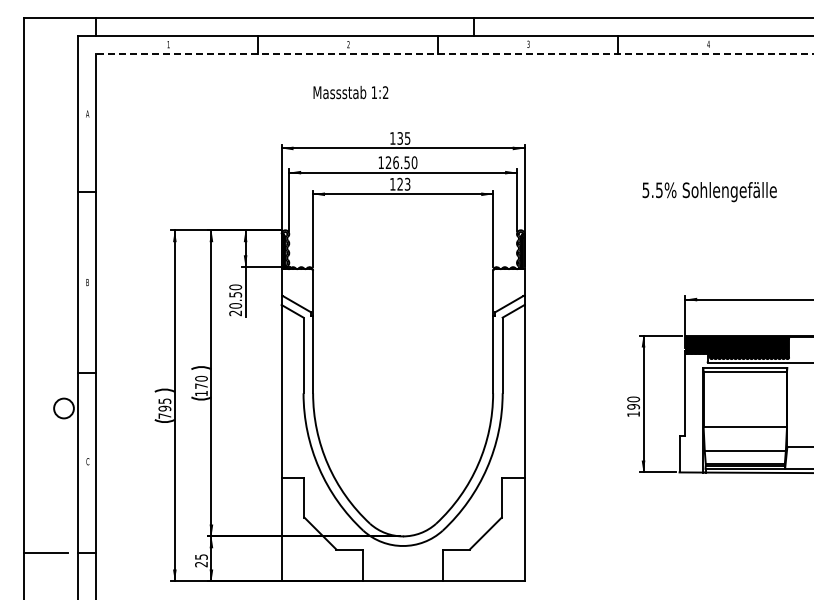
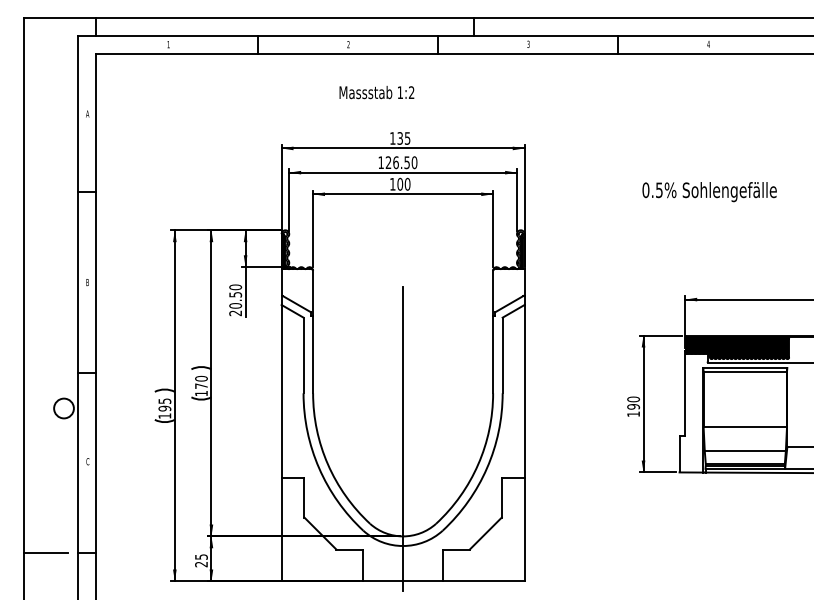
line: dashed -> solid (455, 53)
text position: (350, 92) -> (376, 92) (376, 92)
text: 123 -> 100 (403, 184)
text: 5.5% -> 0.5% (645, 190)
text: 795 -> 195 (164, 415)
line: none -> present (403, 438)
